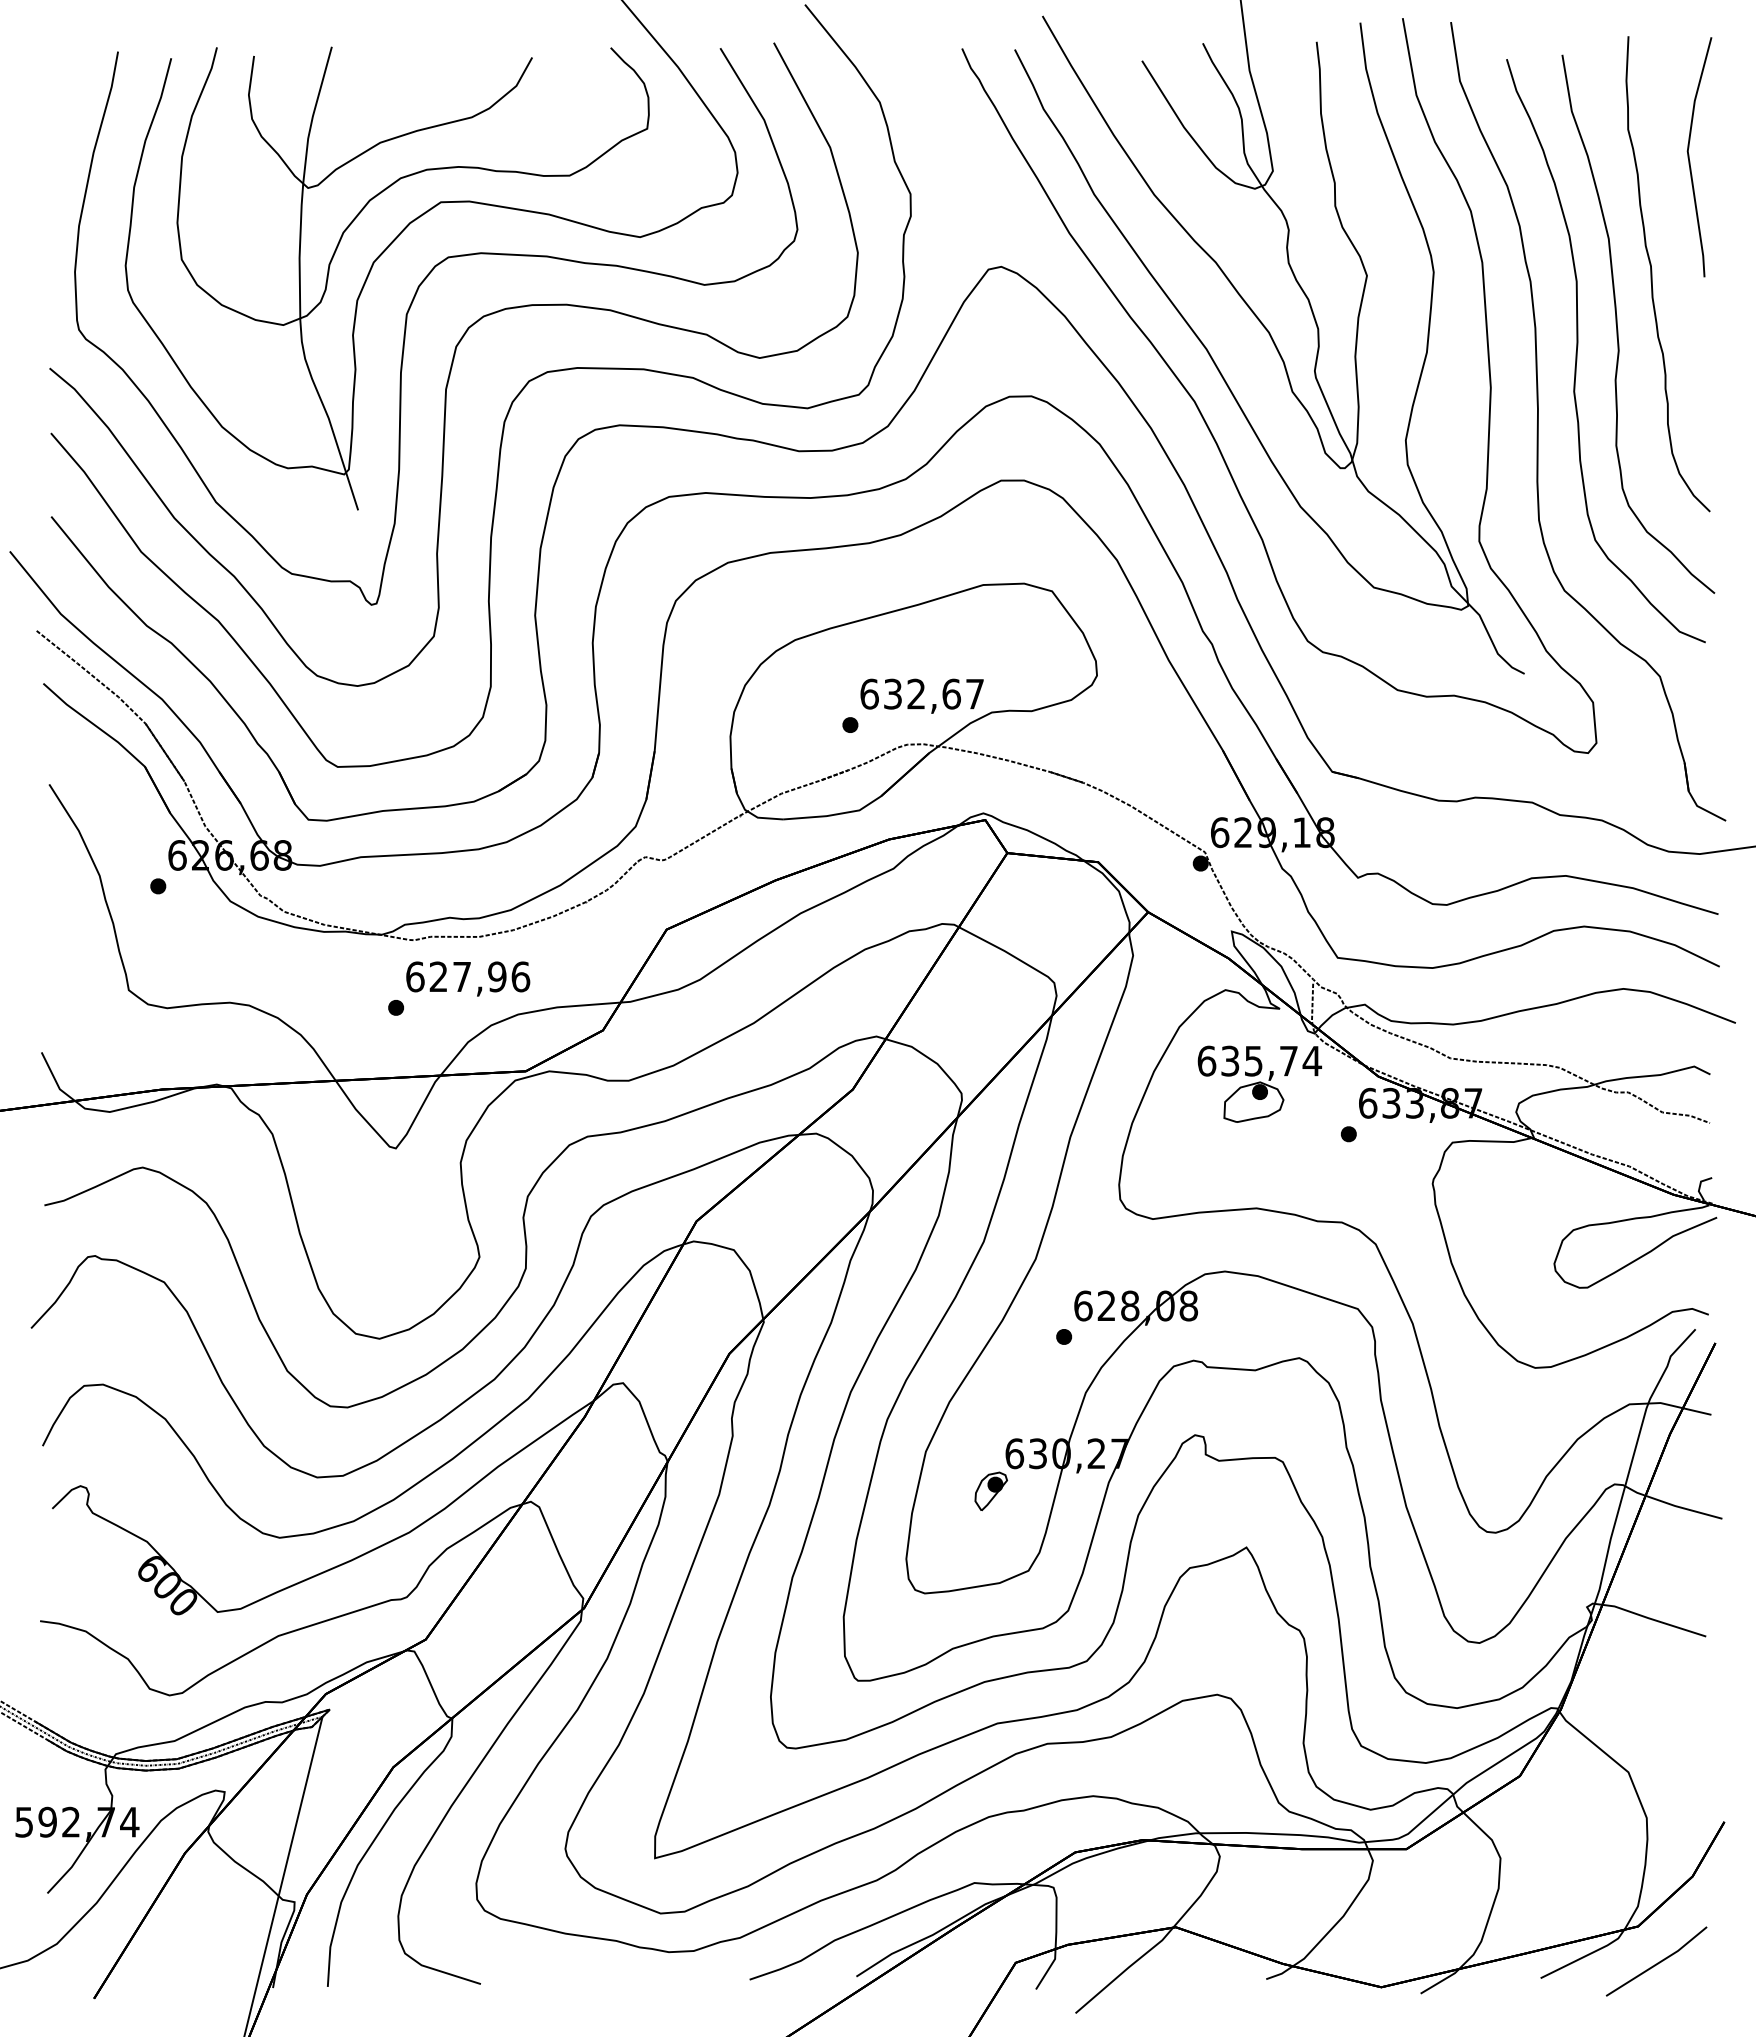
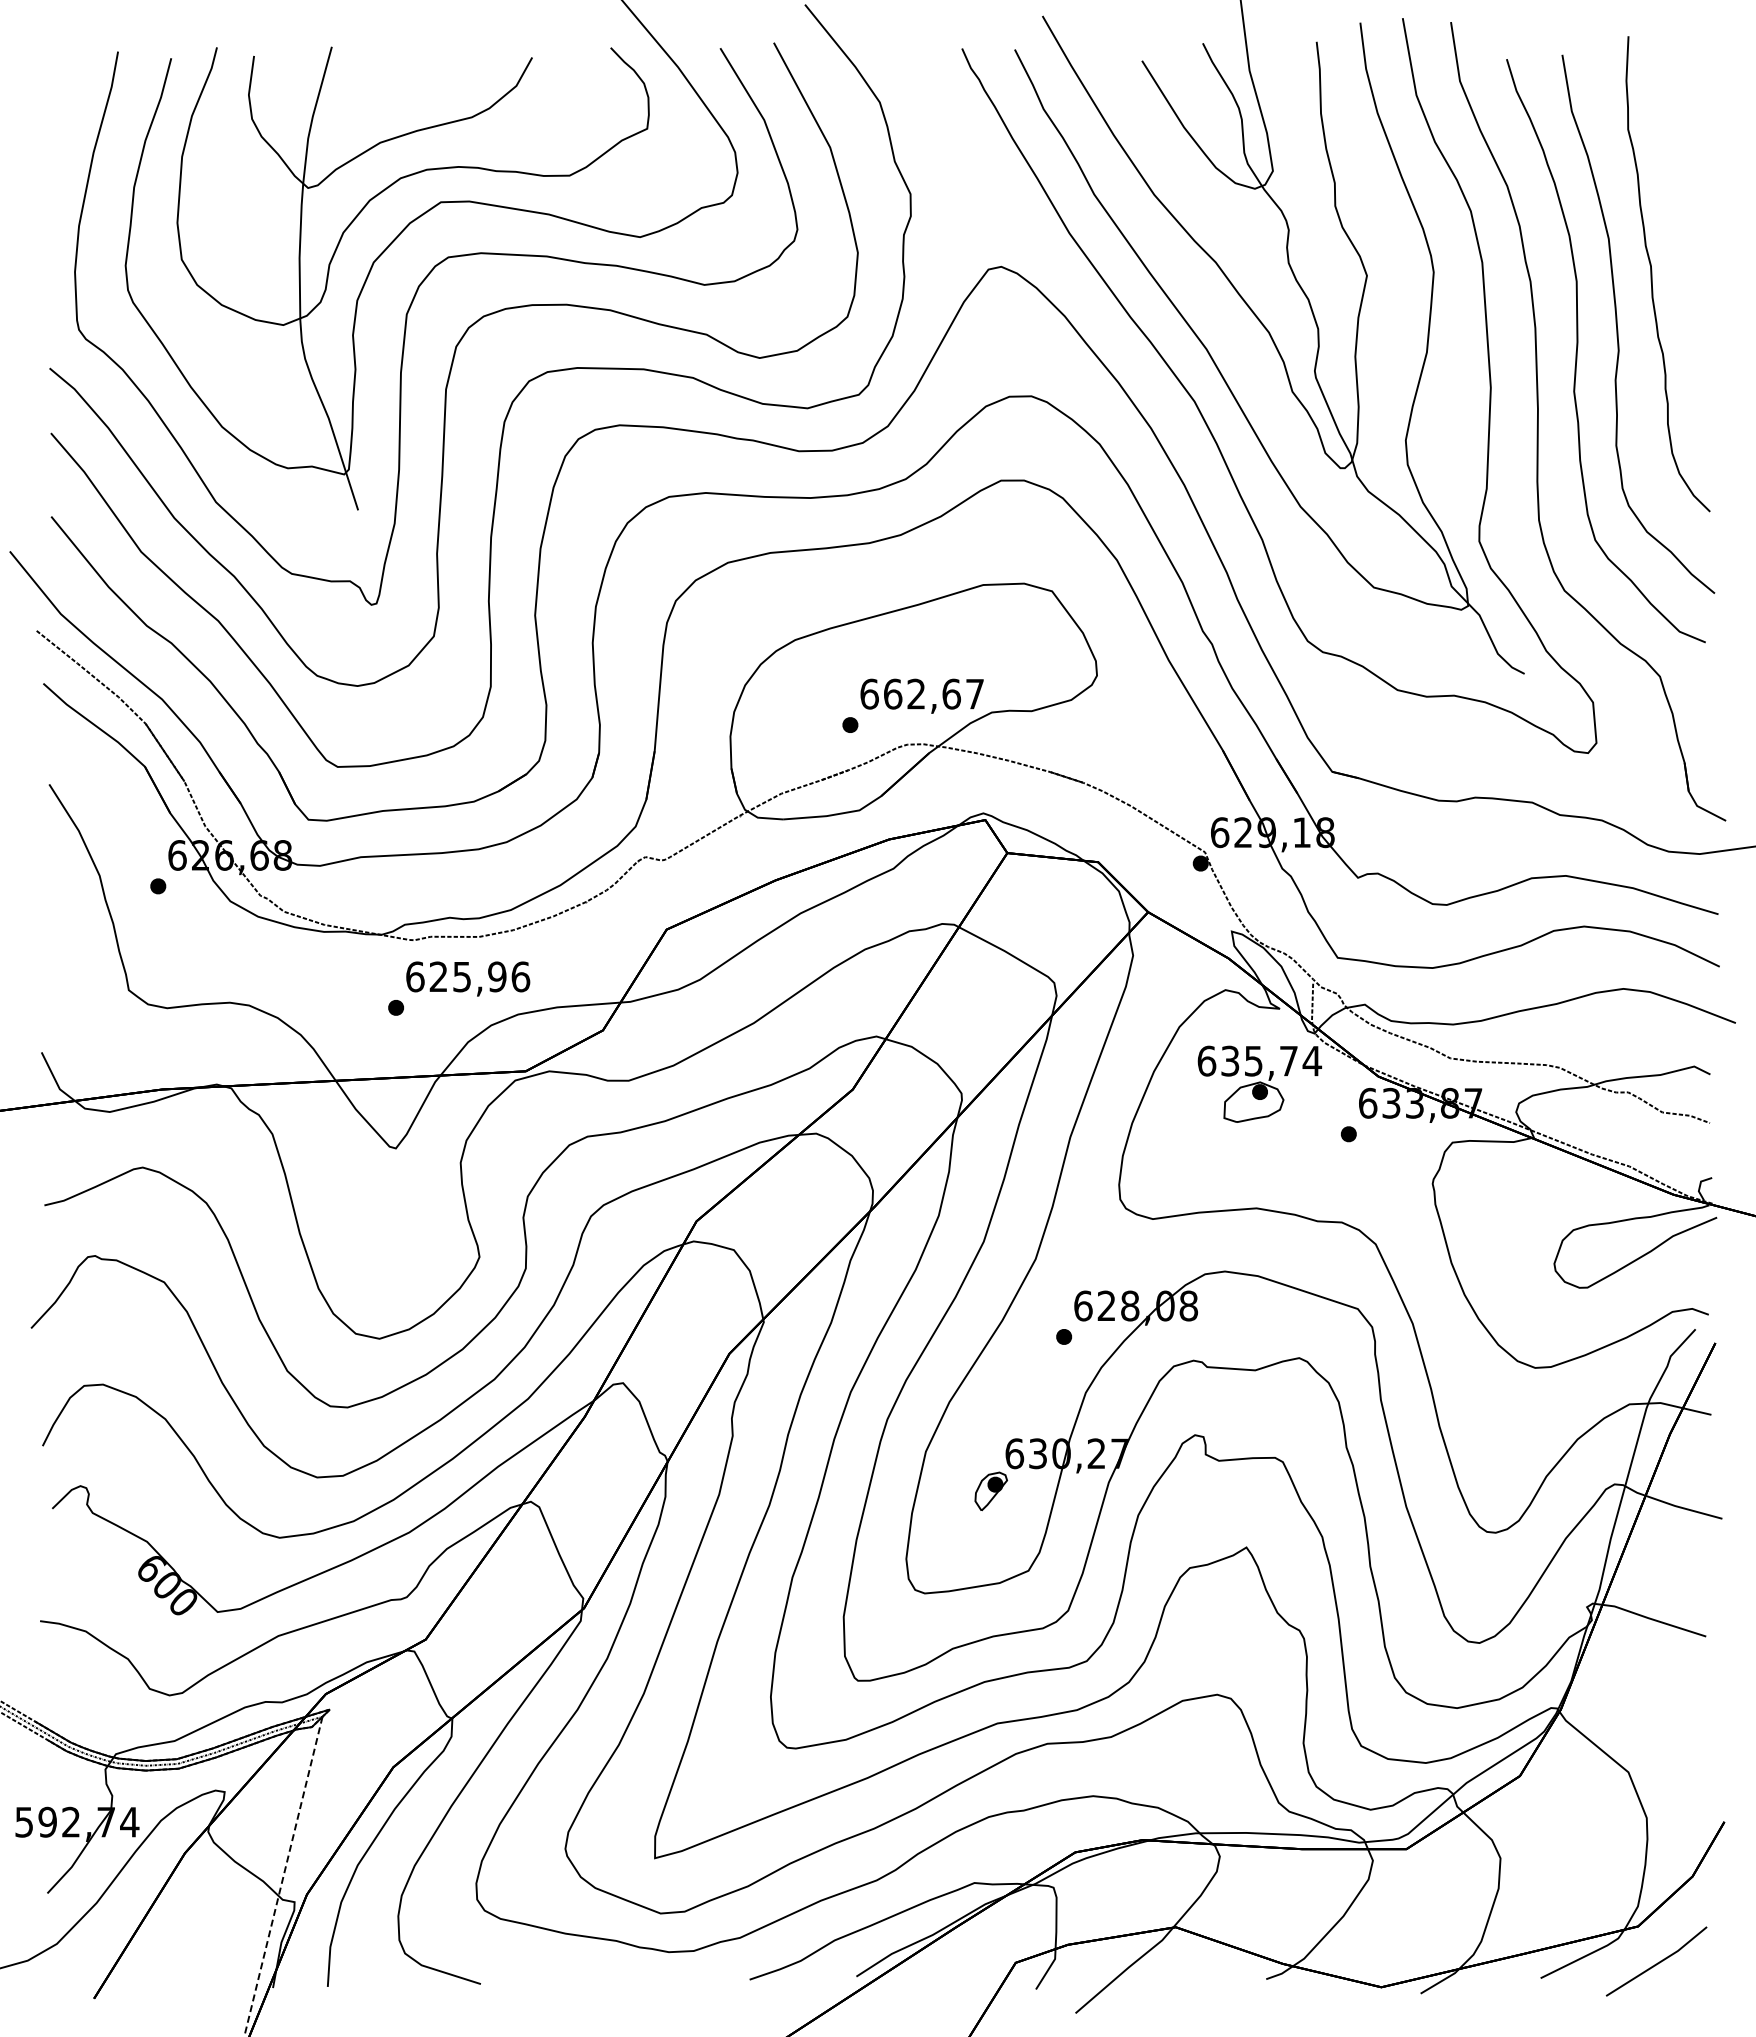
part: present -> none (1690, 161)
text: 632,67 -> 662,67 (893, 693)
text: 627,96 -> 625,96 (461, 977)
line: solid -> dashed (283, 1876)
